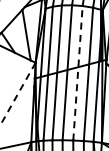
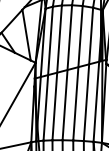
line: dashed -> solid (78, 72)
line: dashed -> solid (18, 93)
